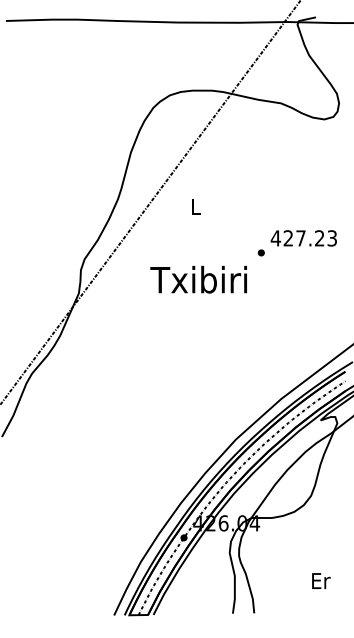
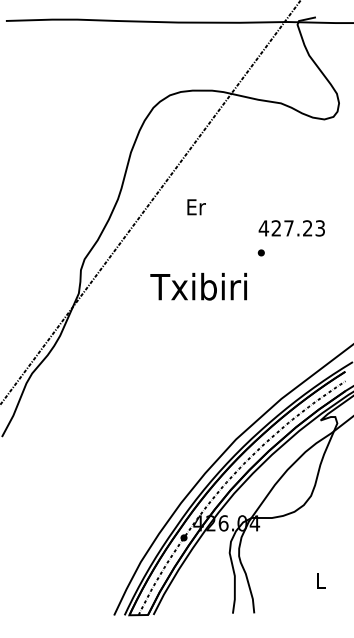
text: L -> Er (196, 207)
text position: (303, 238) -> (291, 228) (291, 228)
text position: (198, 279) -> (198, 286) (198, 286)
text: Er -> L (321, 580)
